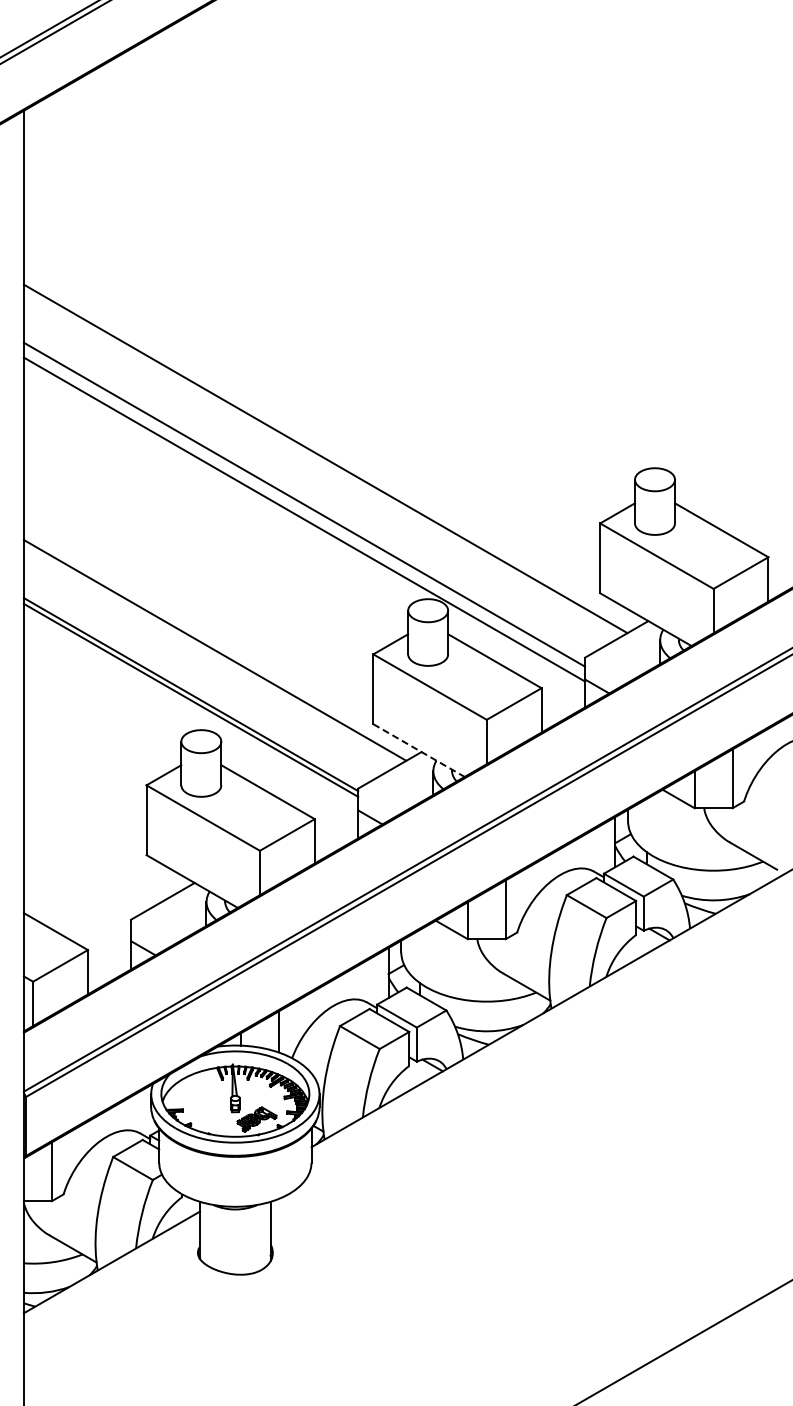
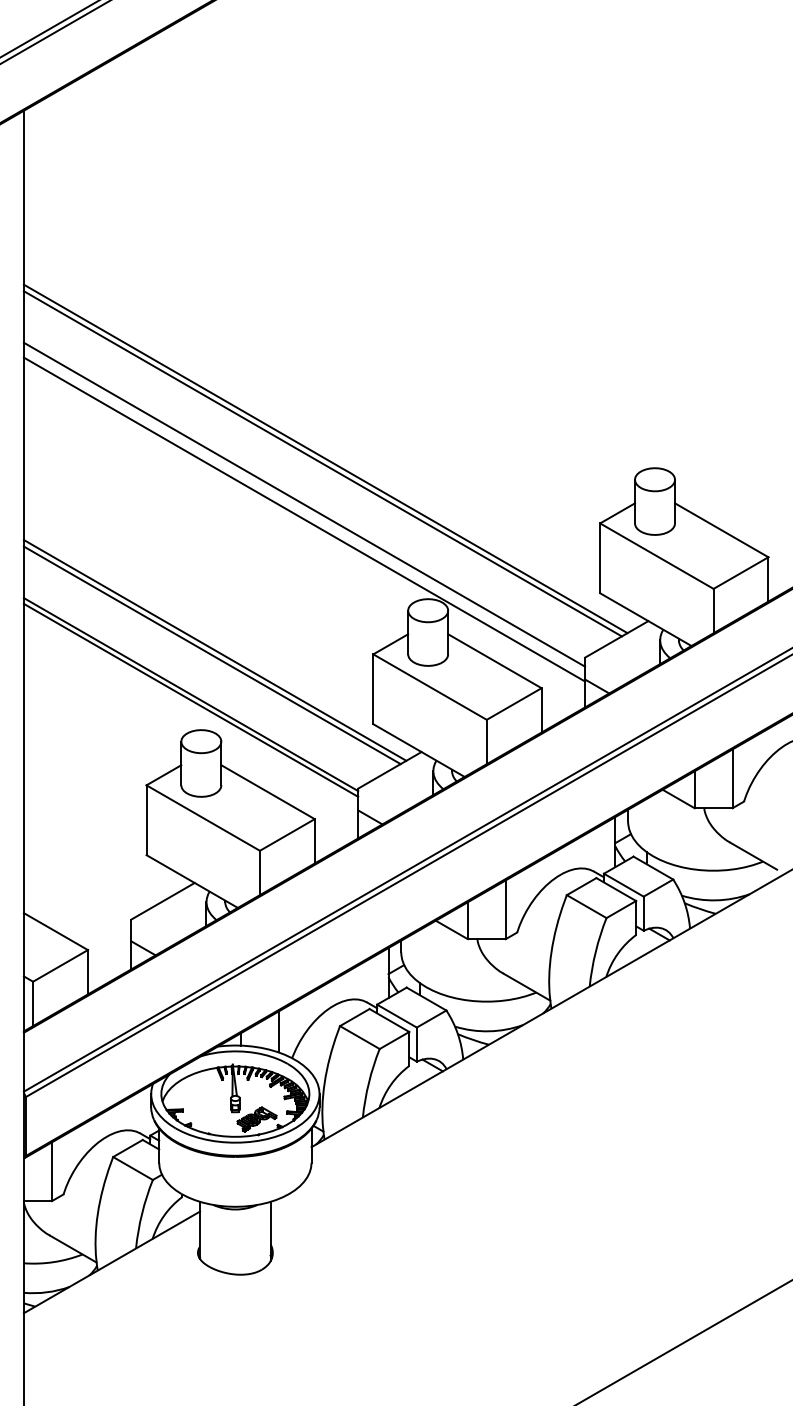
line: none -> present (322, 463)
line: none -> present (211, 655)
line: dashed -> solid (419, 750)
